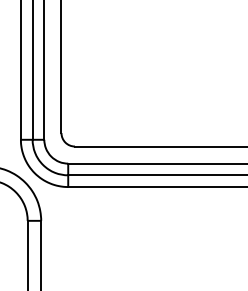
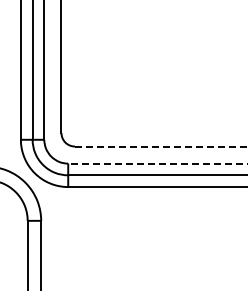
line: solid -> dashed (160, 146)
line: solid -> dashed (158, 163)
